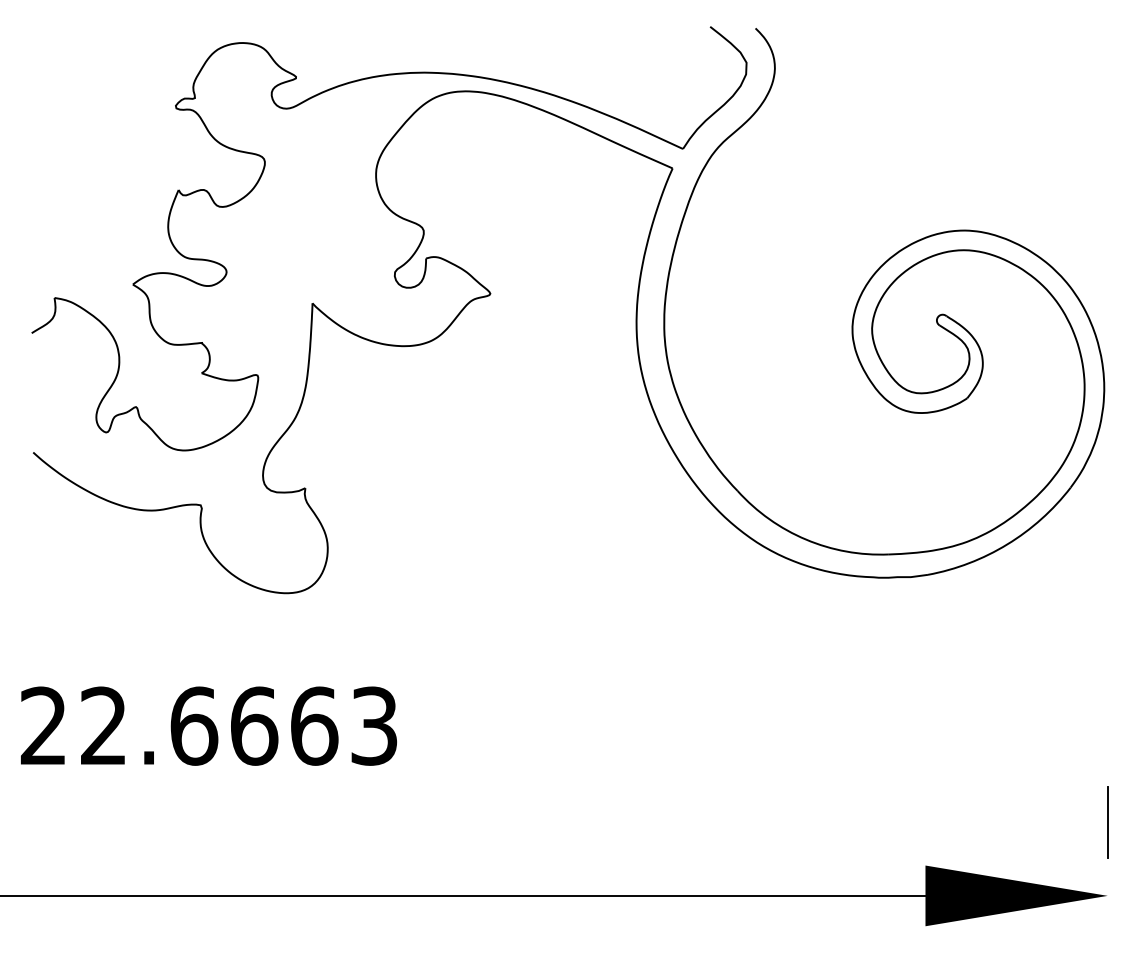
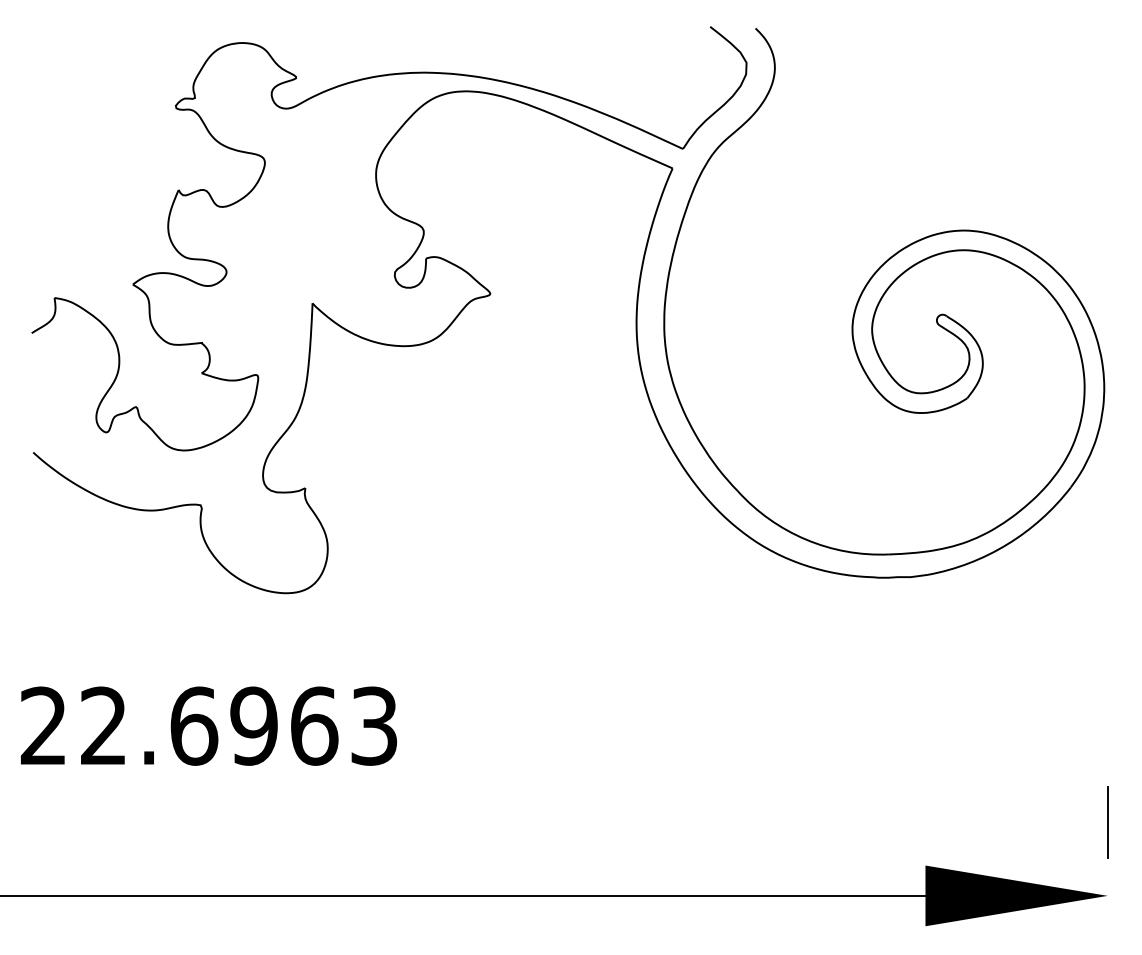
text: 22.6663 -> 22.6963 (254, 725)
